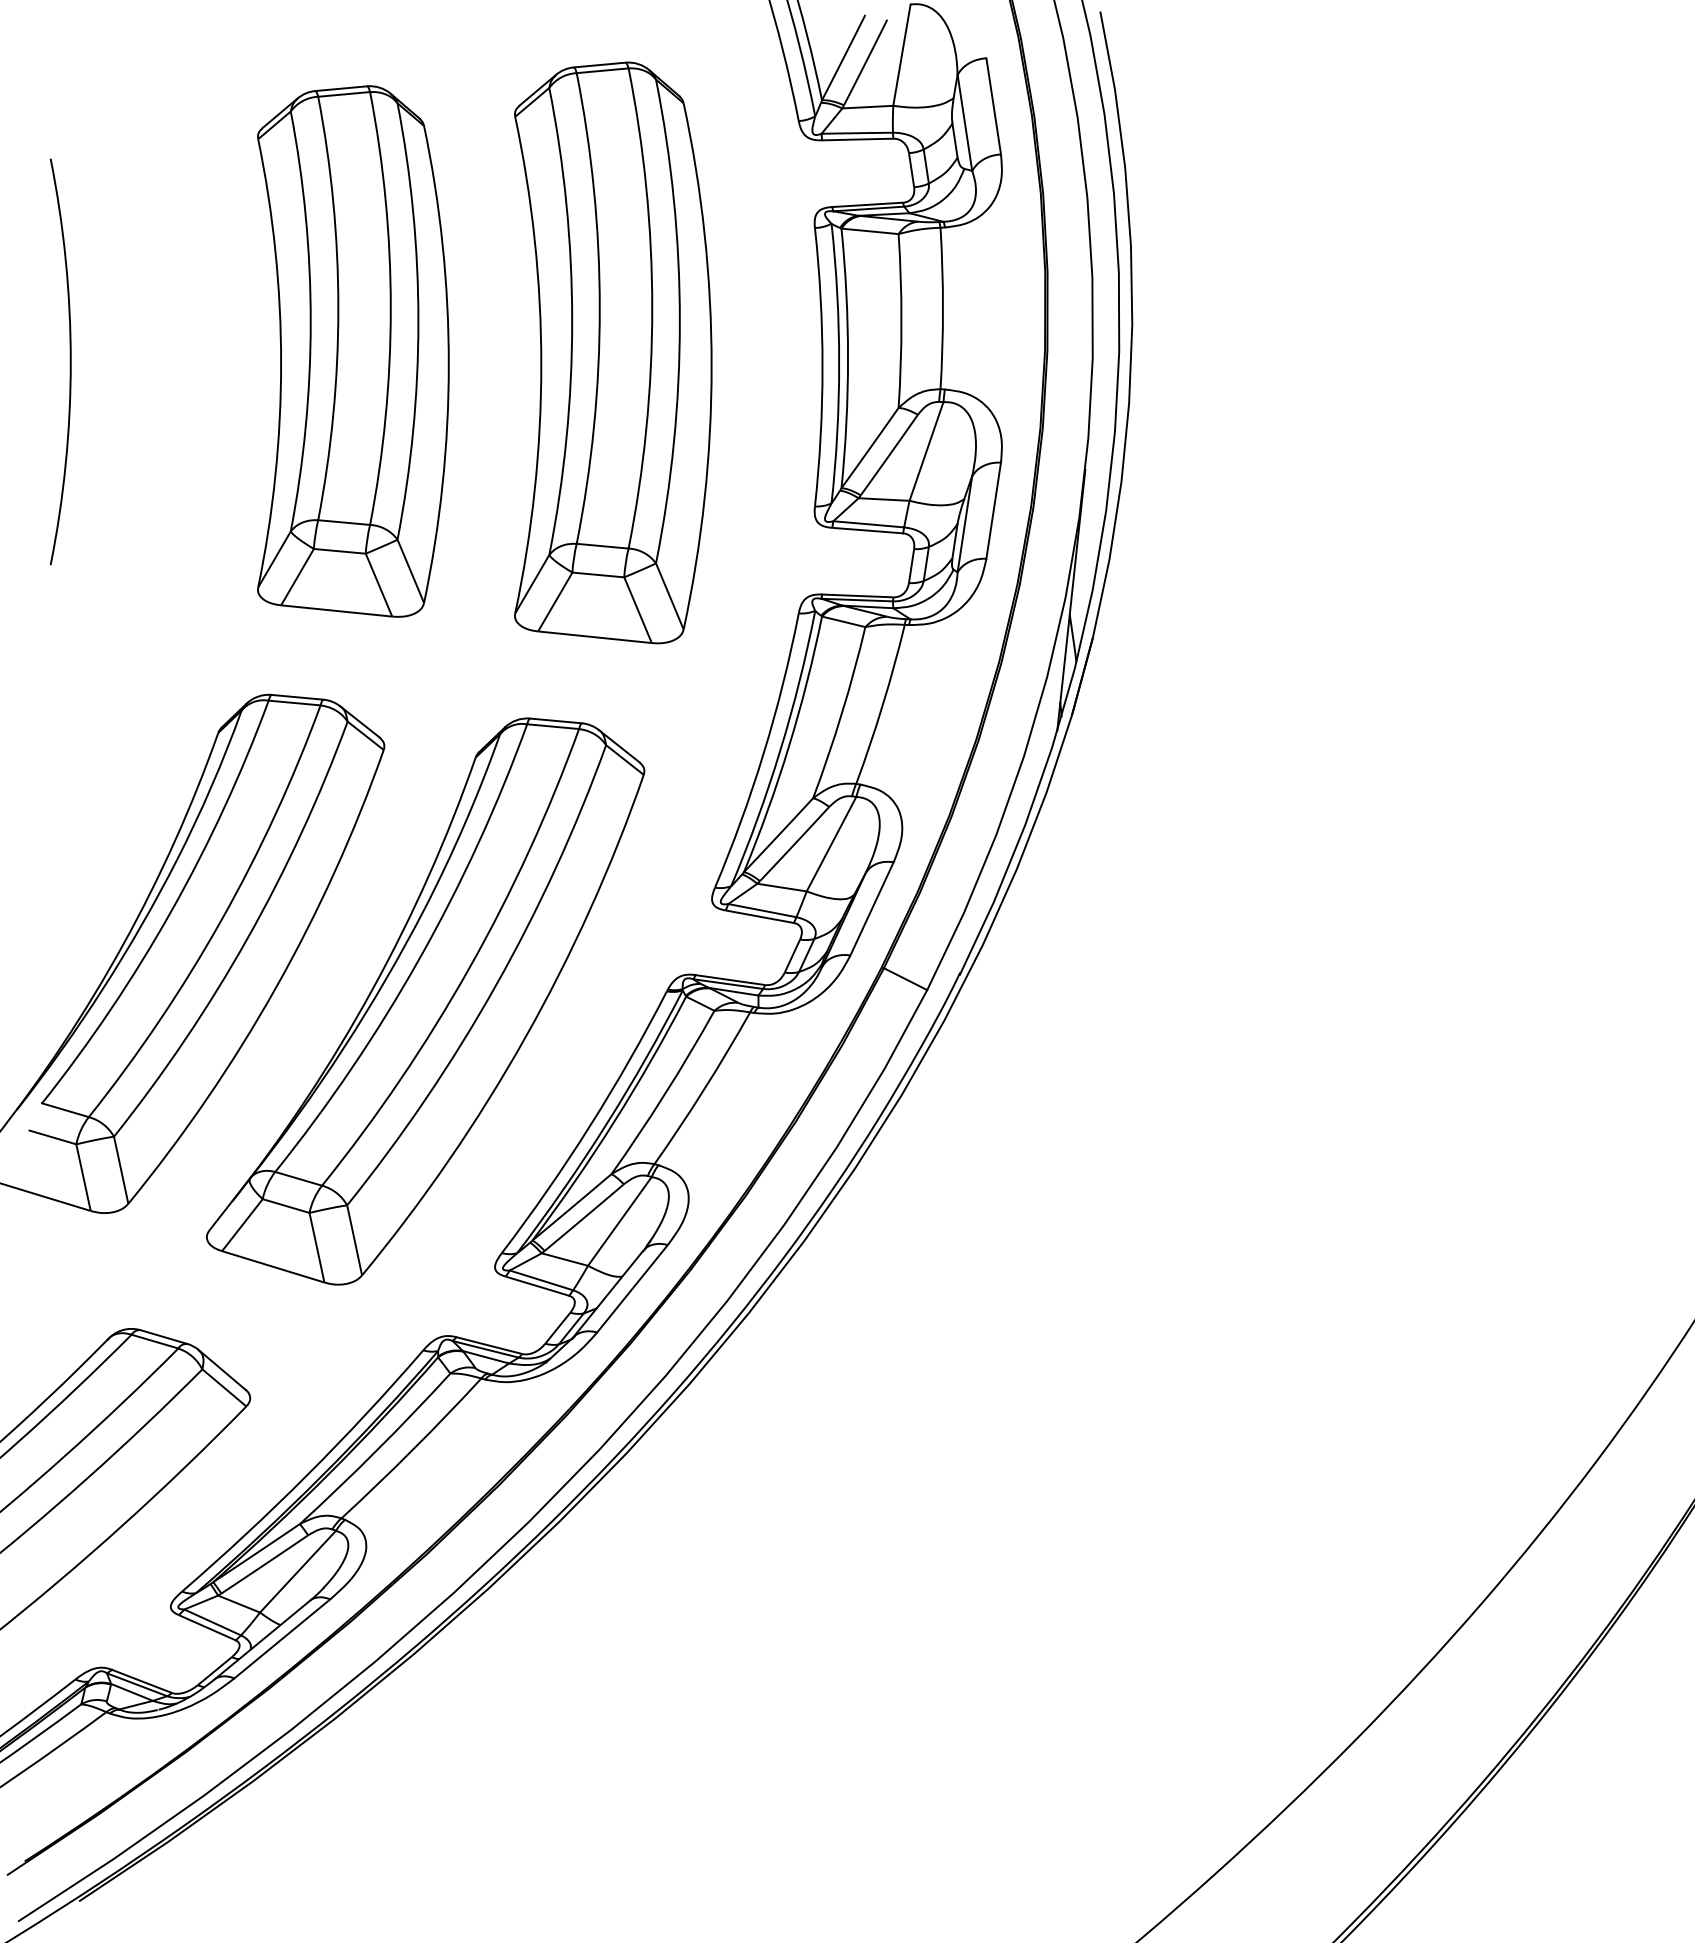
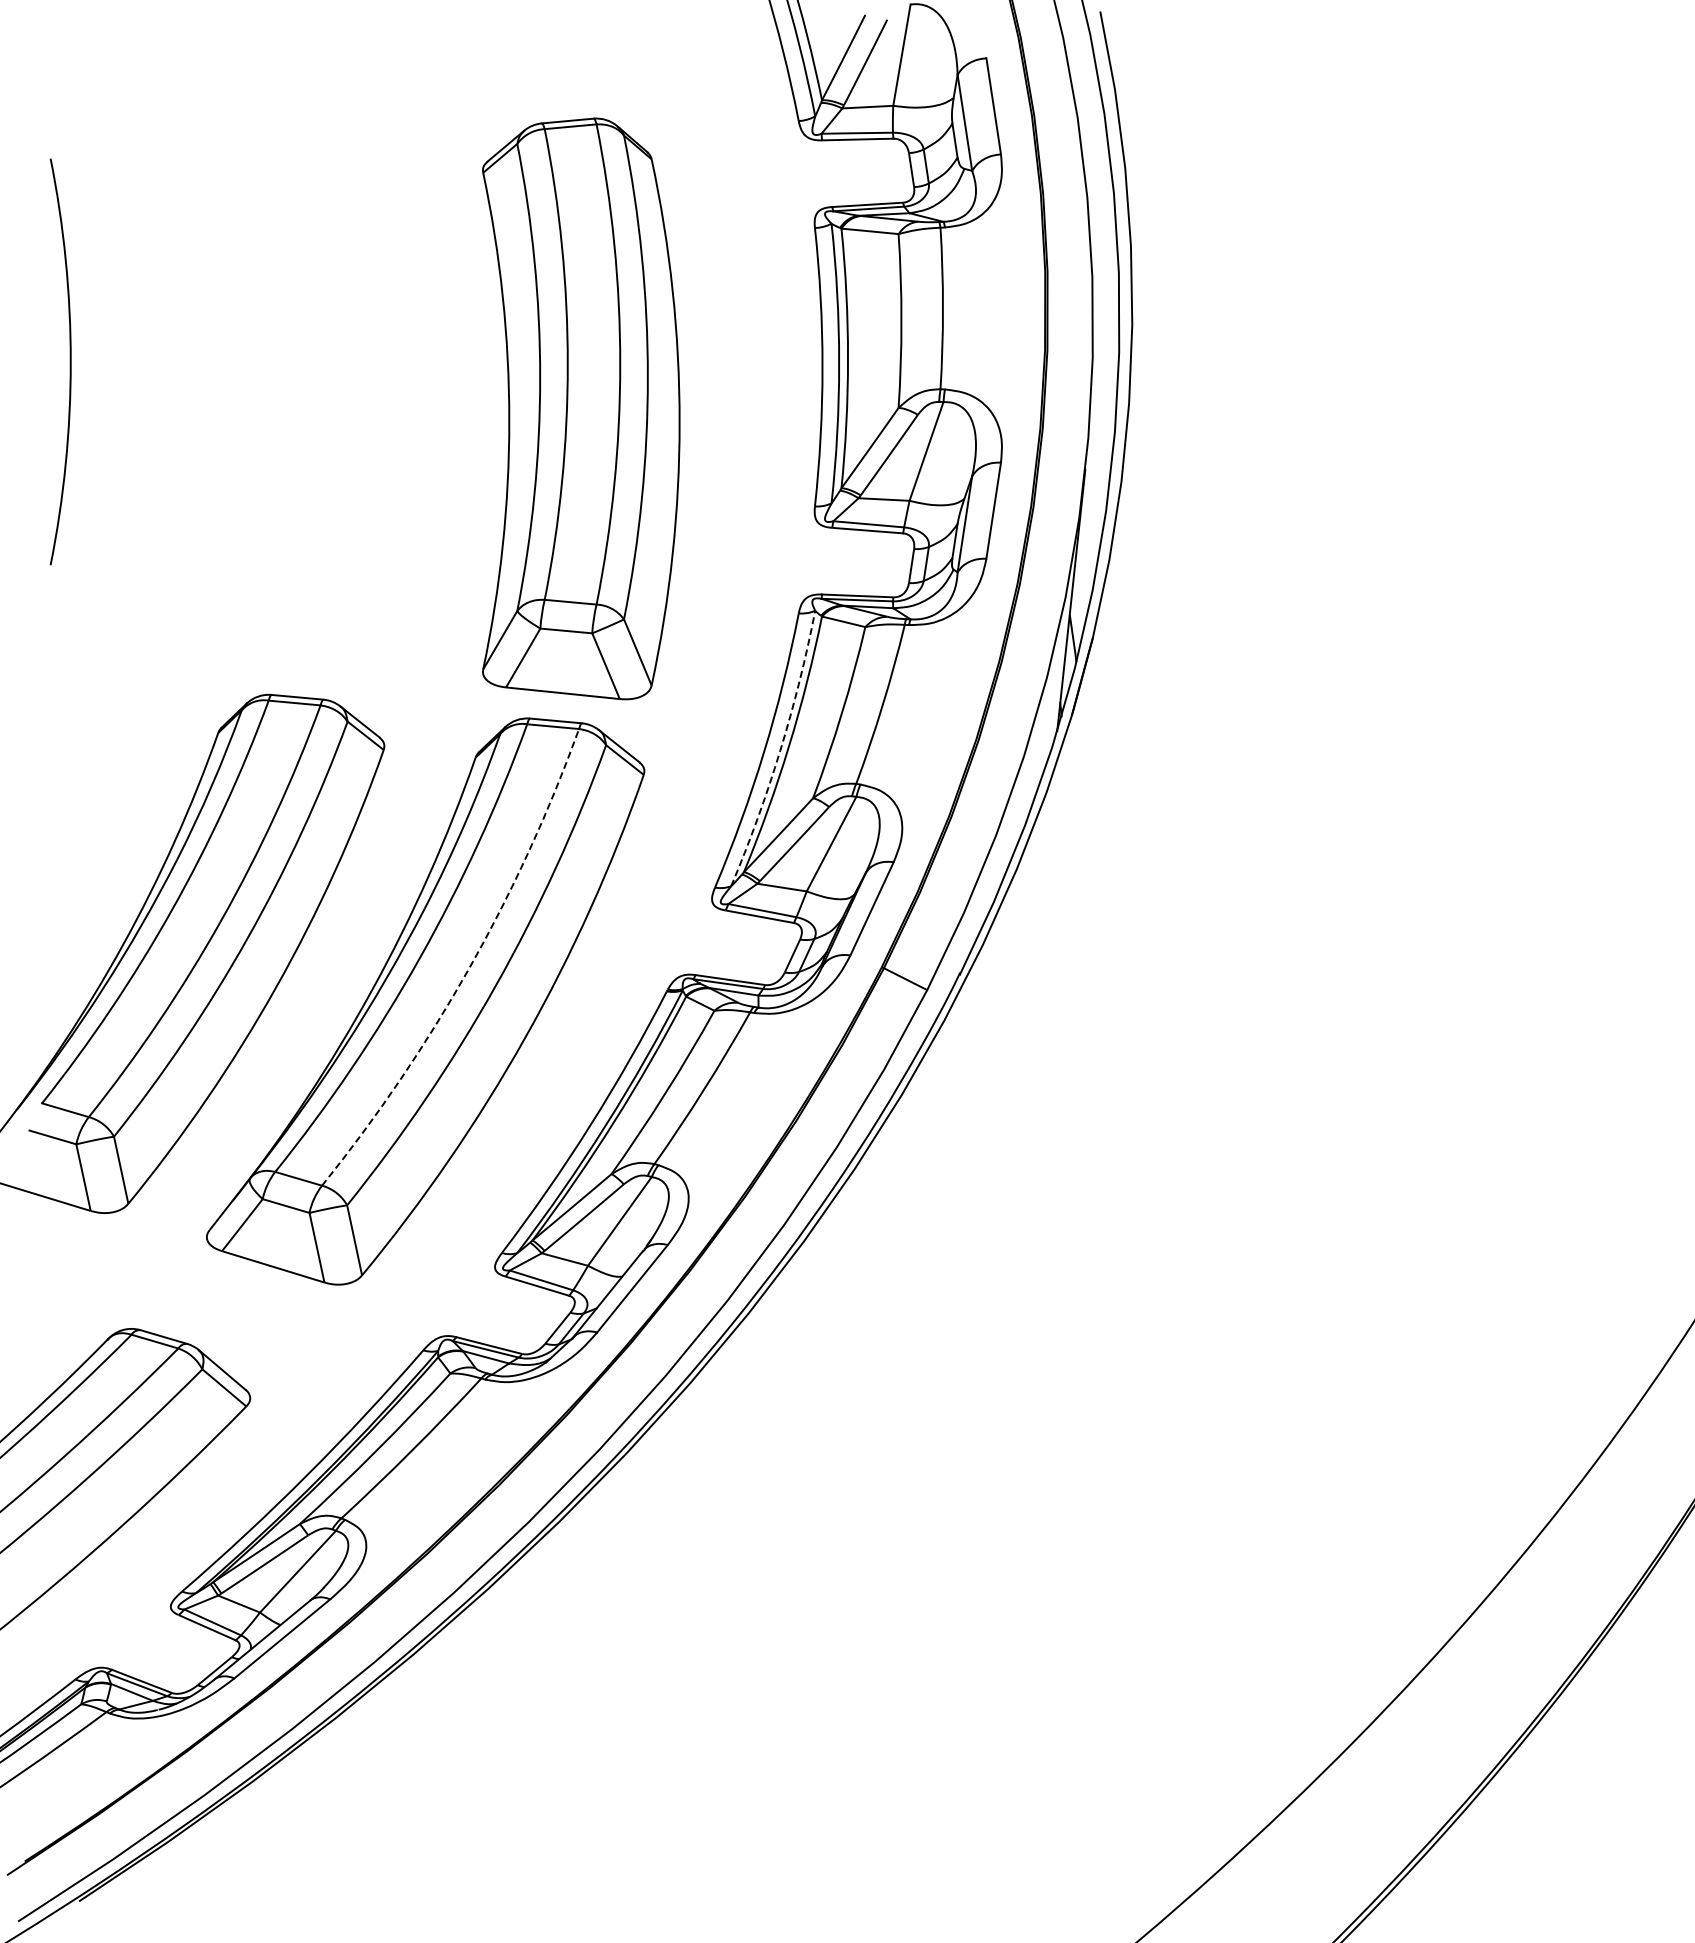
part: present -> none (353, 351)
part position: (613, 352) -> (581, 408) (581, 408)
arc: solid -> dashed (780, 750)
arc: solid -> dashed (469, 968)
